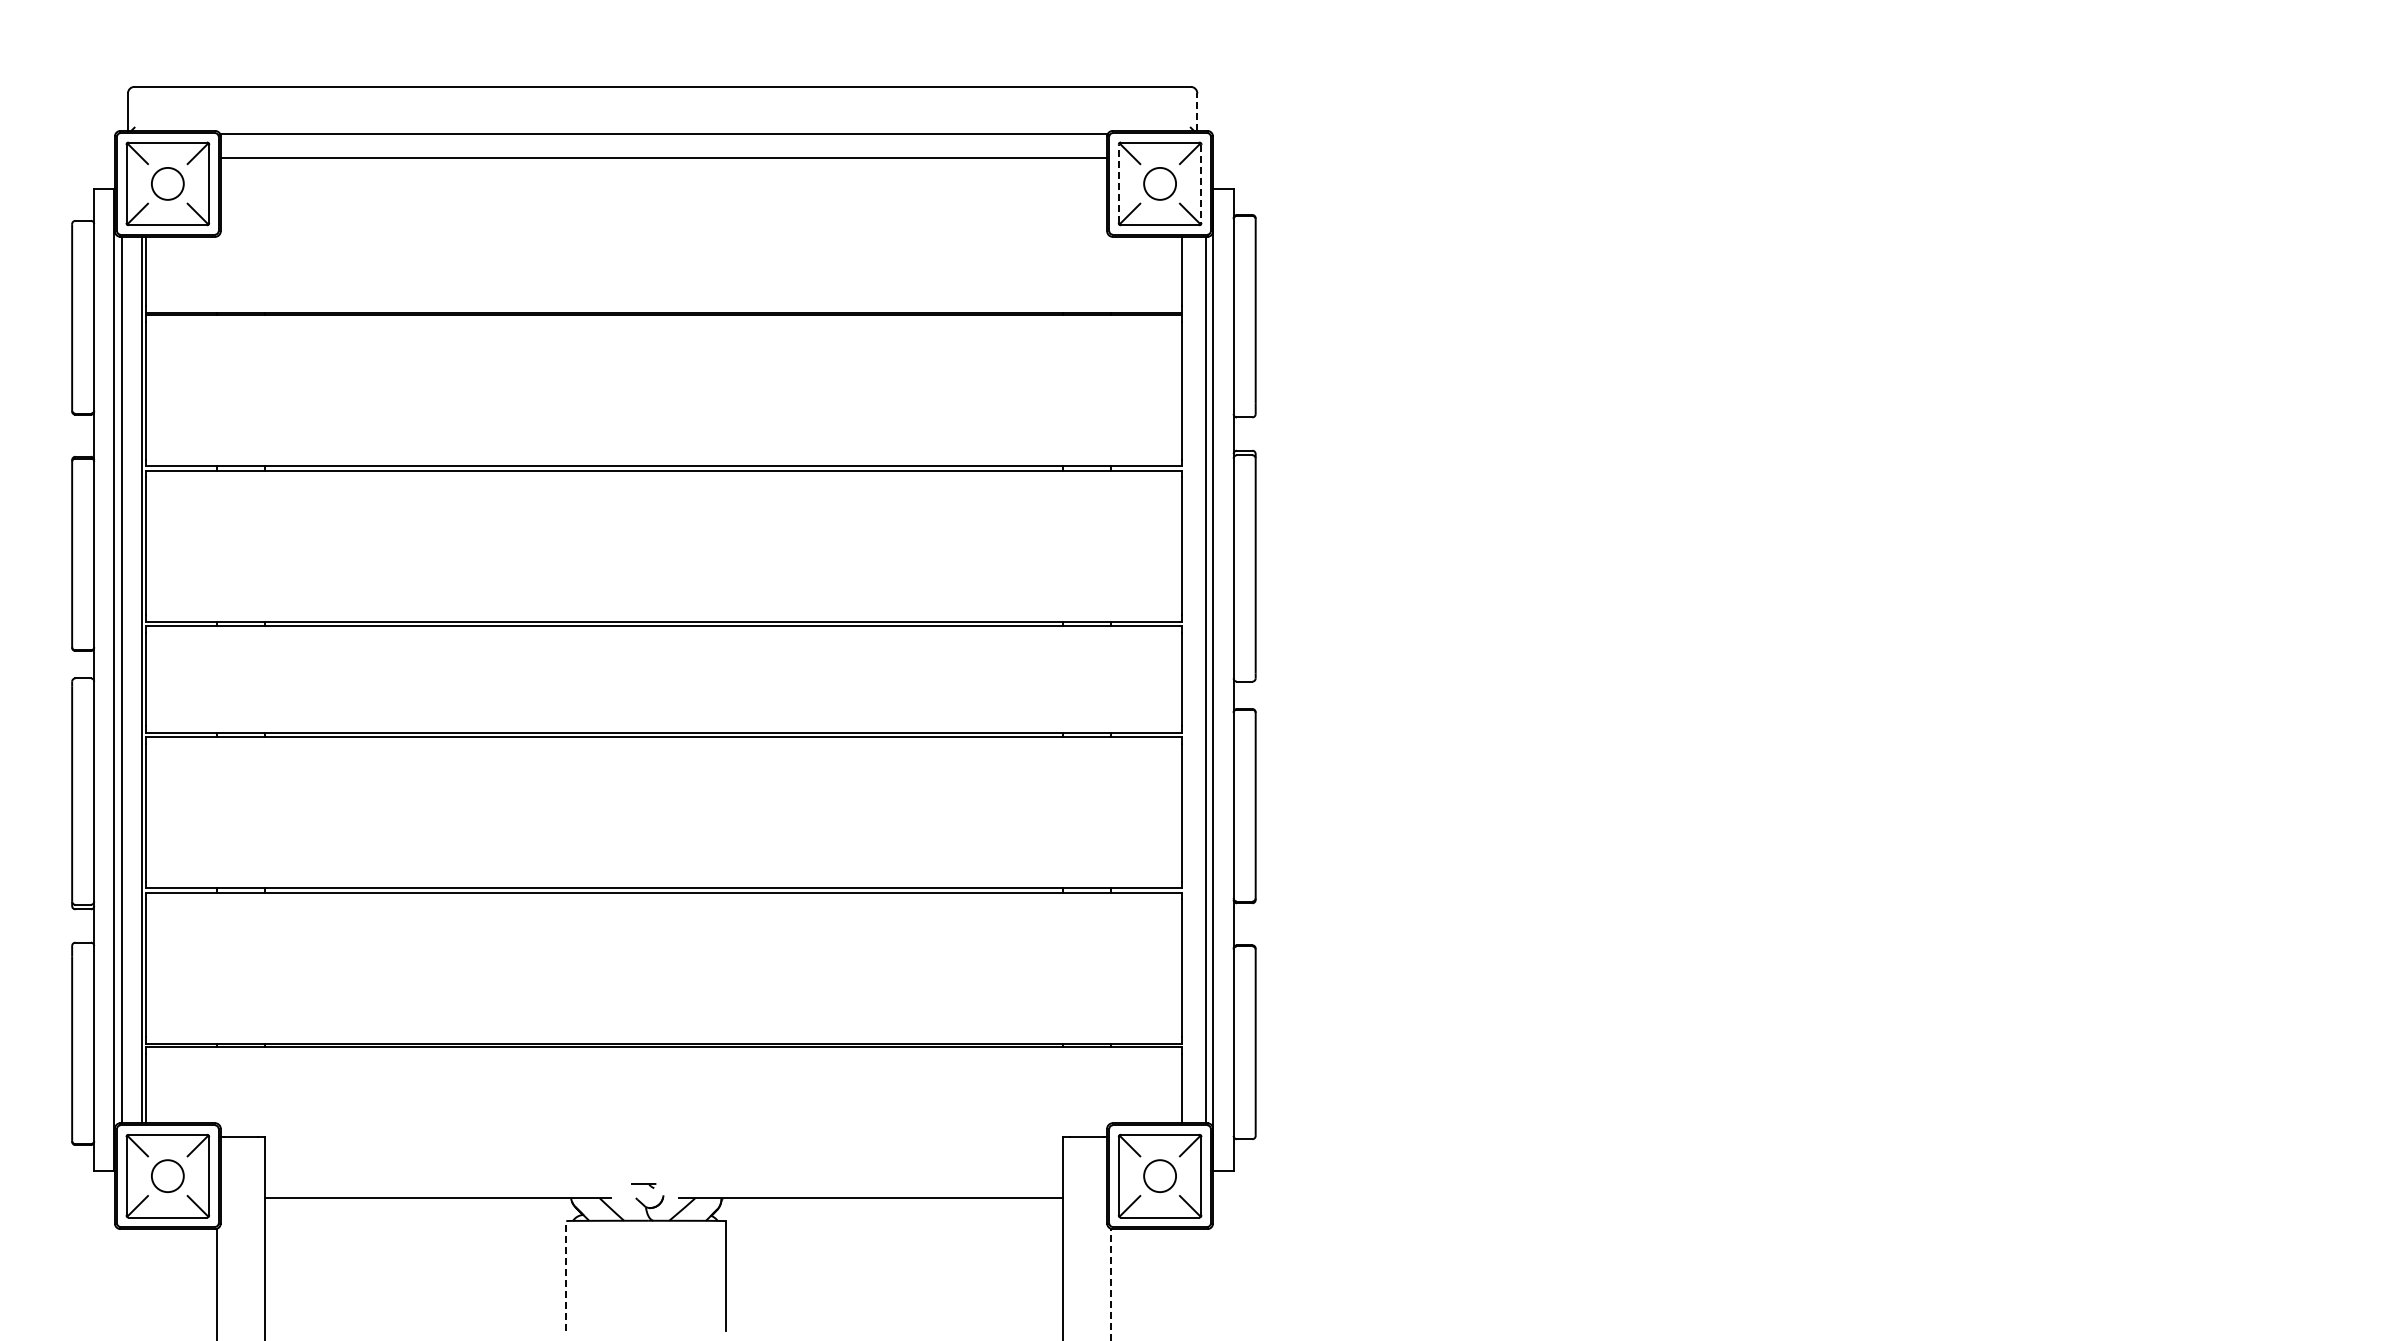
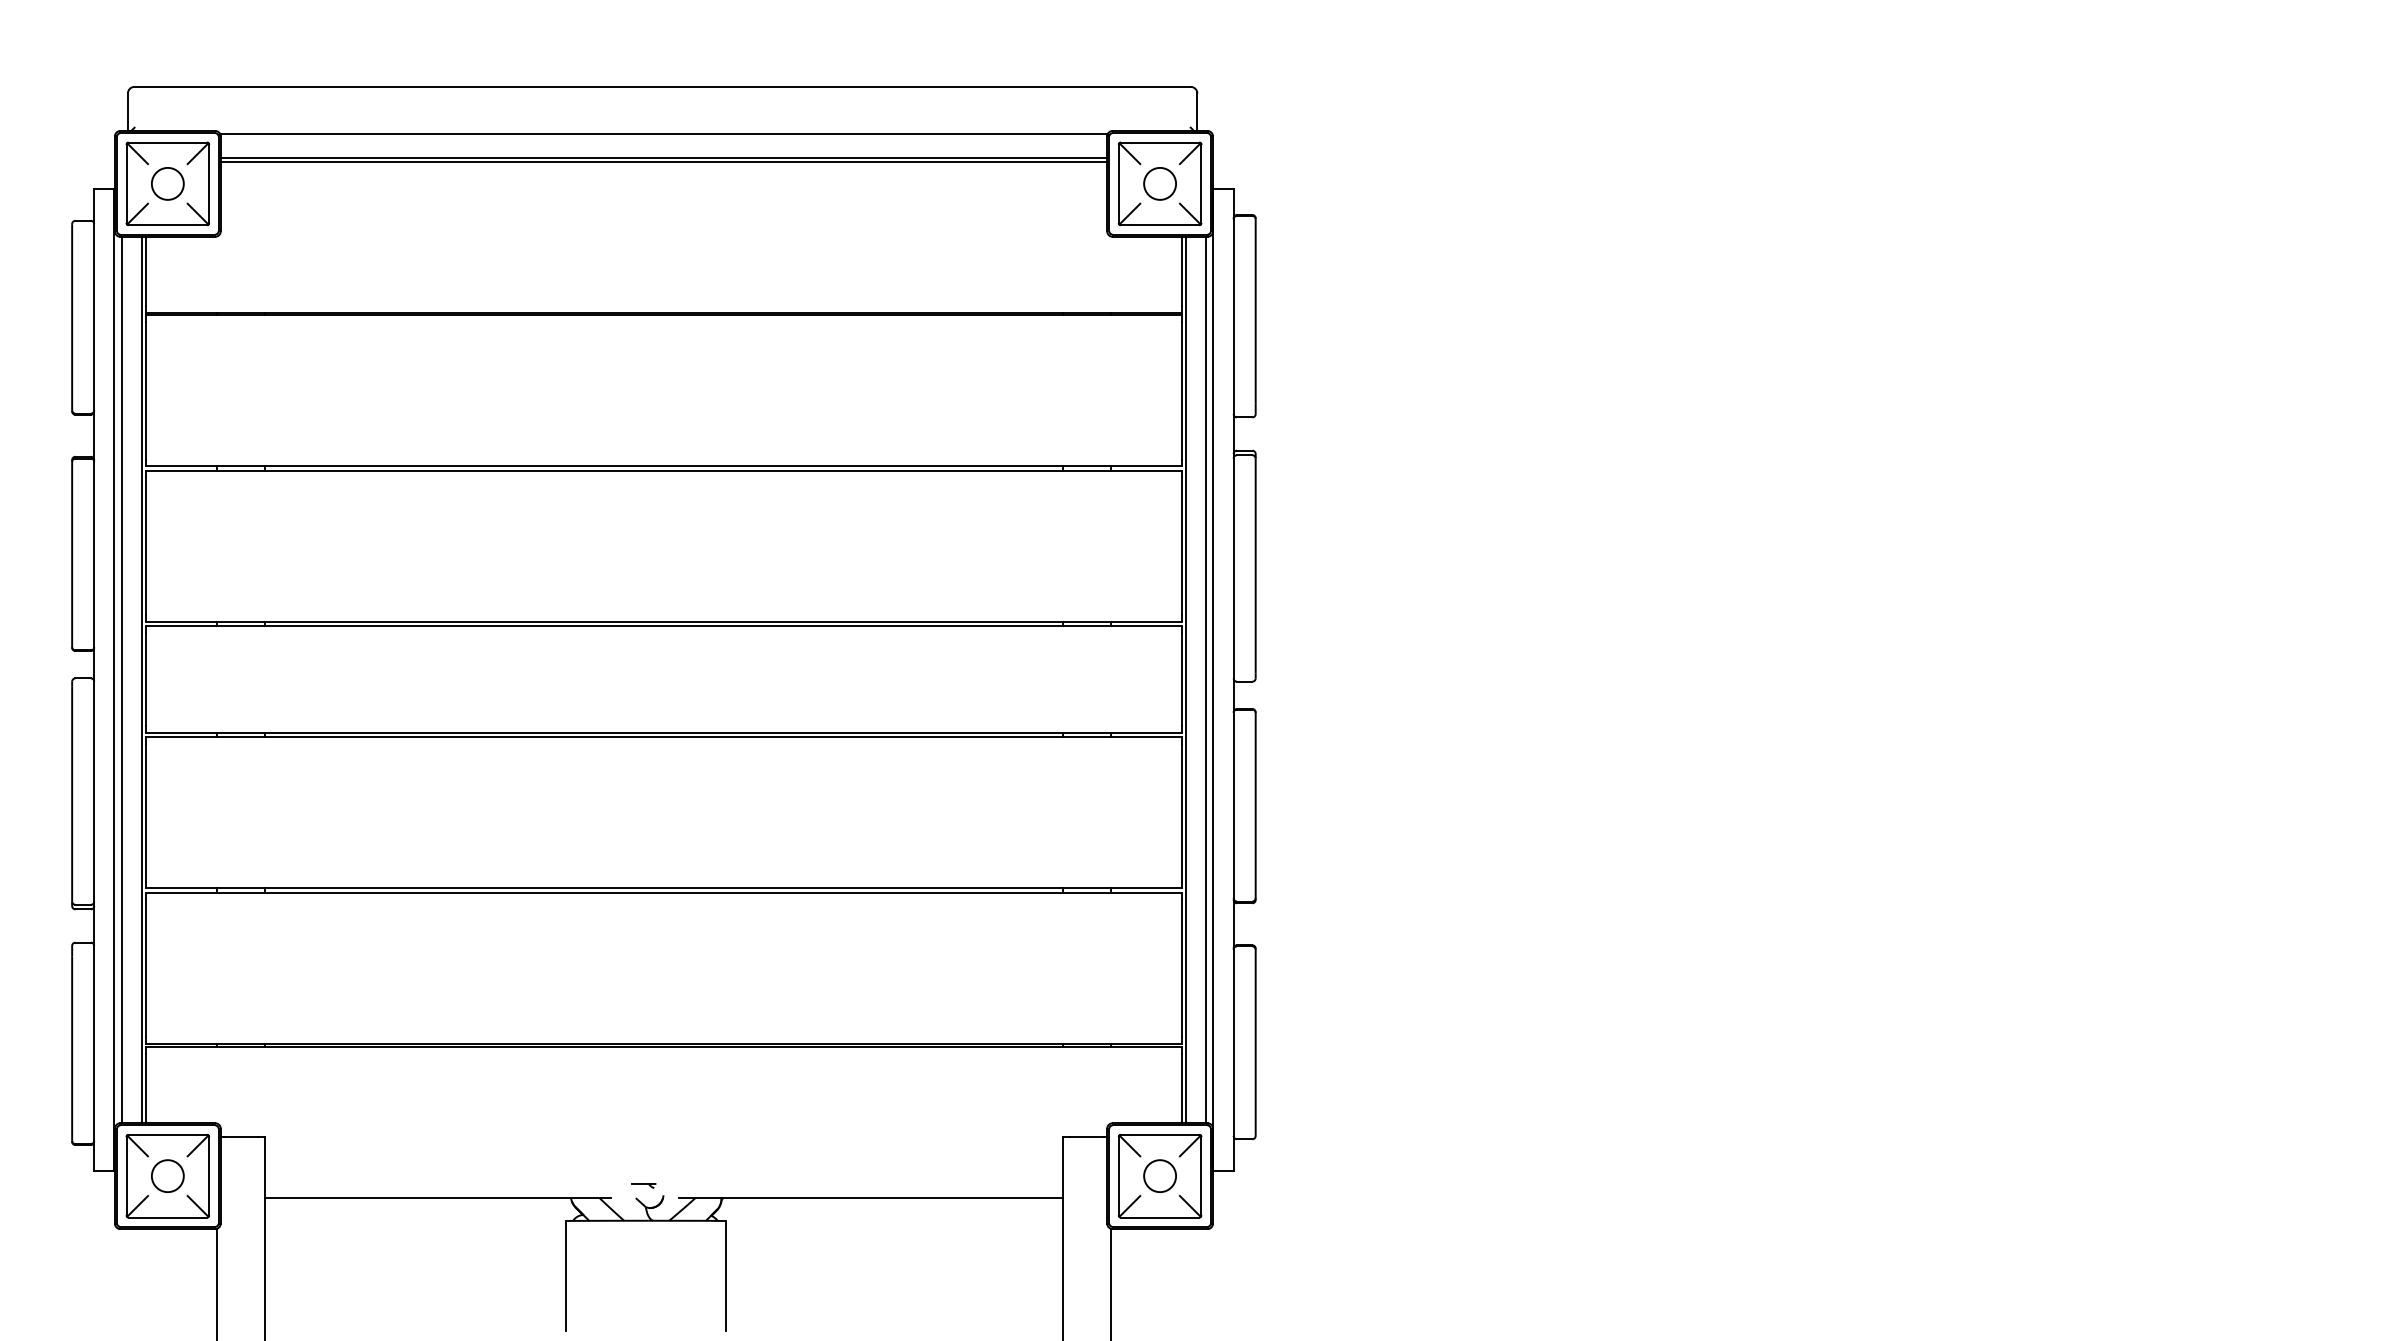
line: dashed -> solid (1197, 112)
line: none -> present (663, 161)
line: dashed -> solid (1118, 183)
line: dashed -> solid (1201, 184)
line: none -> present (1185, 679)
line: dashed -> solid (566, 1275)
line: dashed -> solid (1110, 1284)
